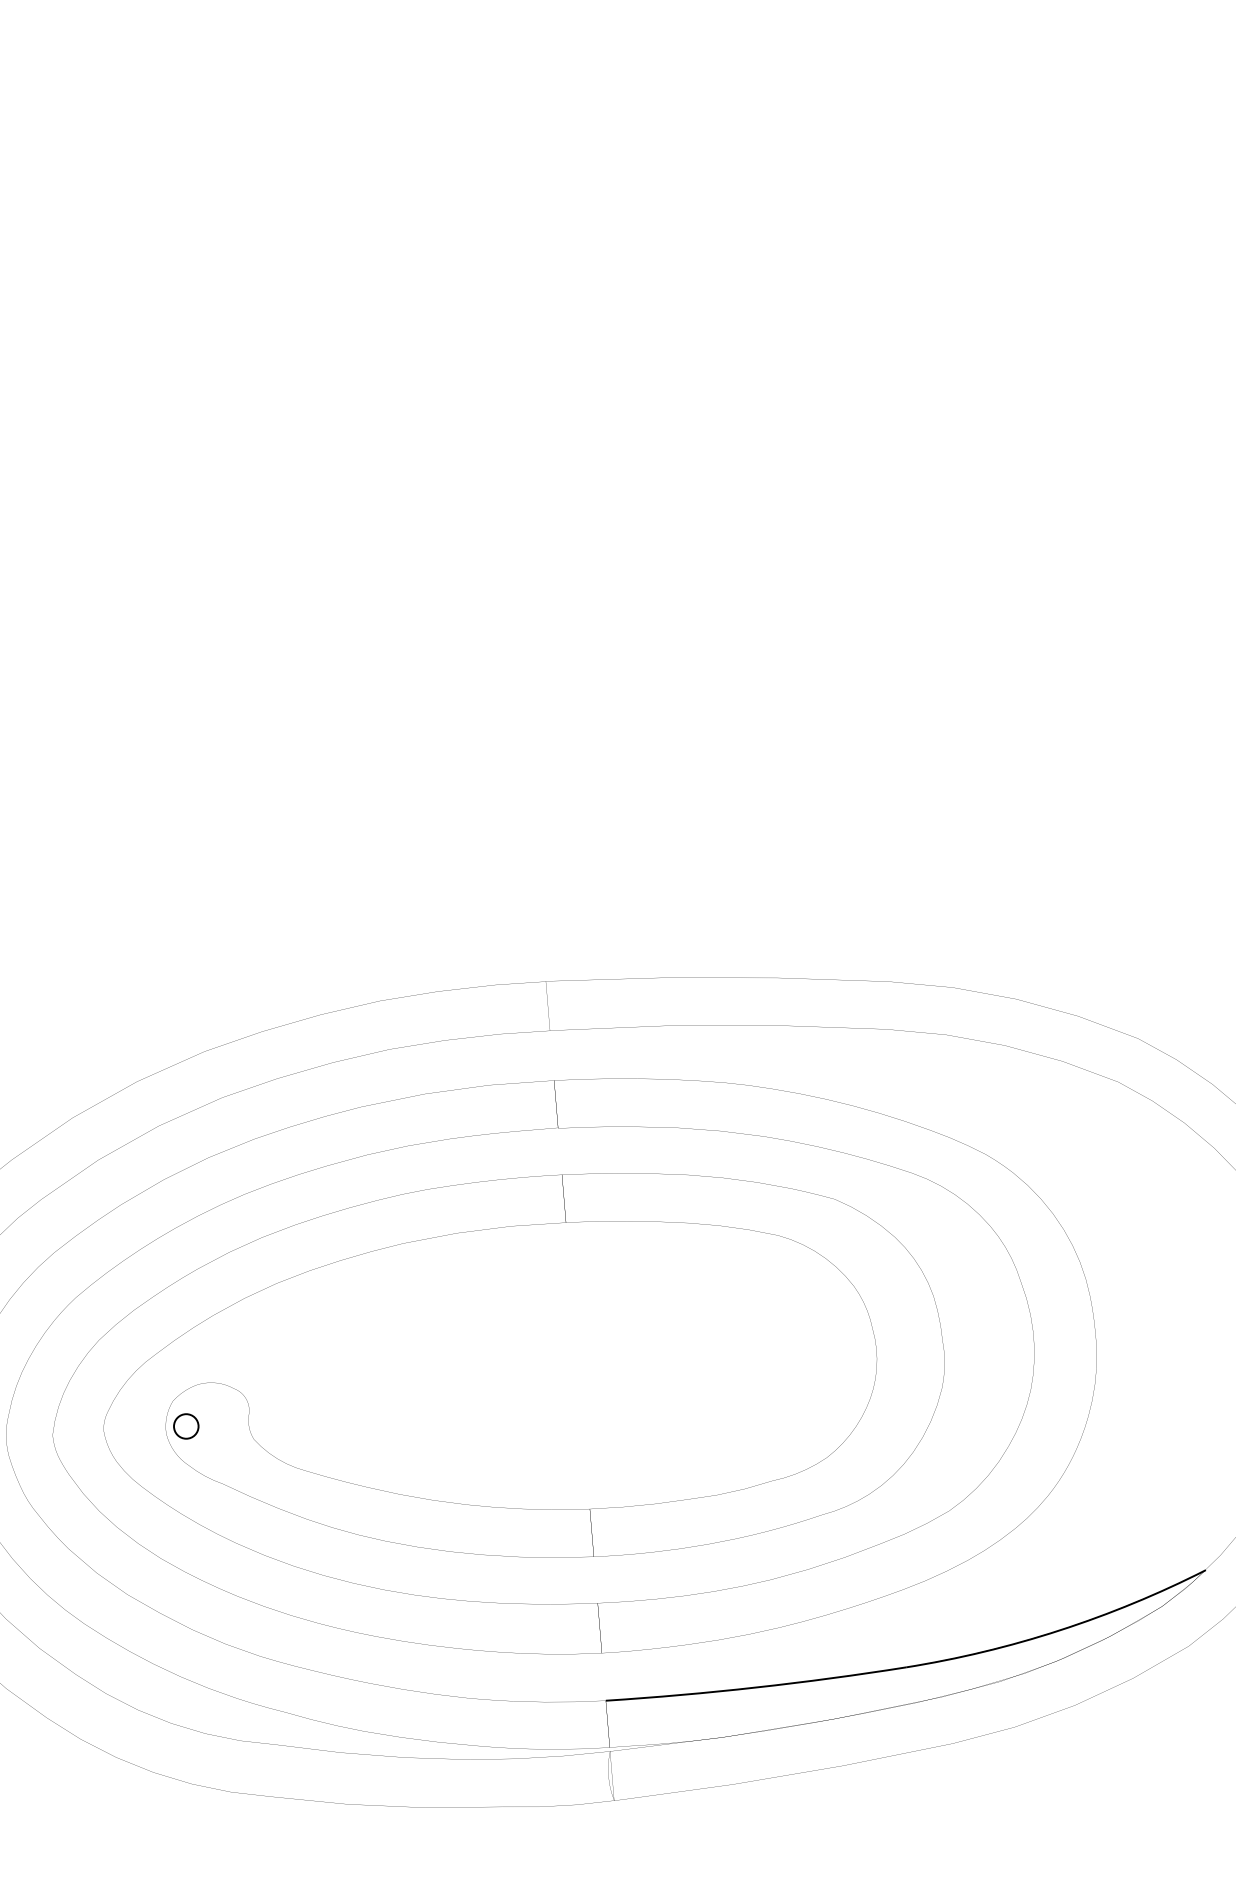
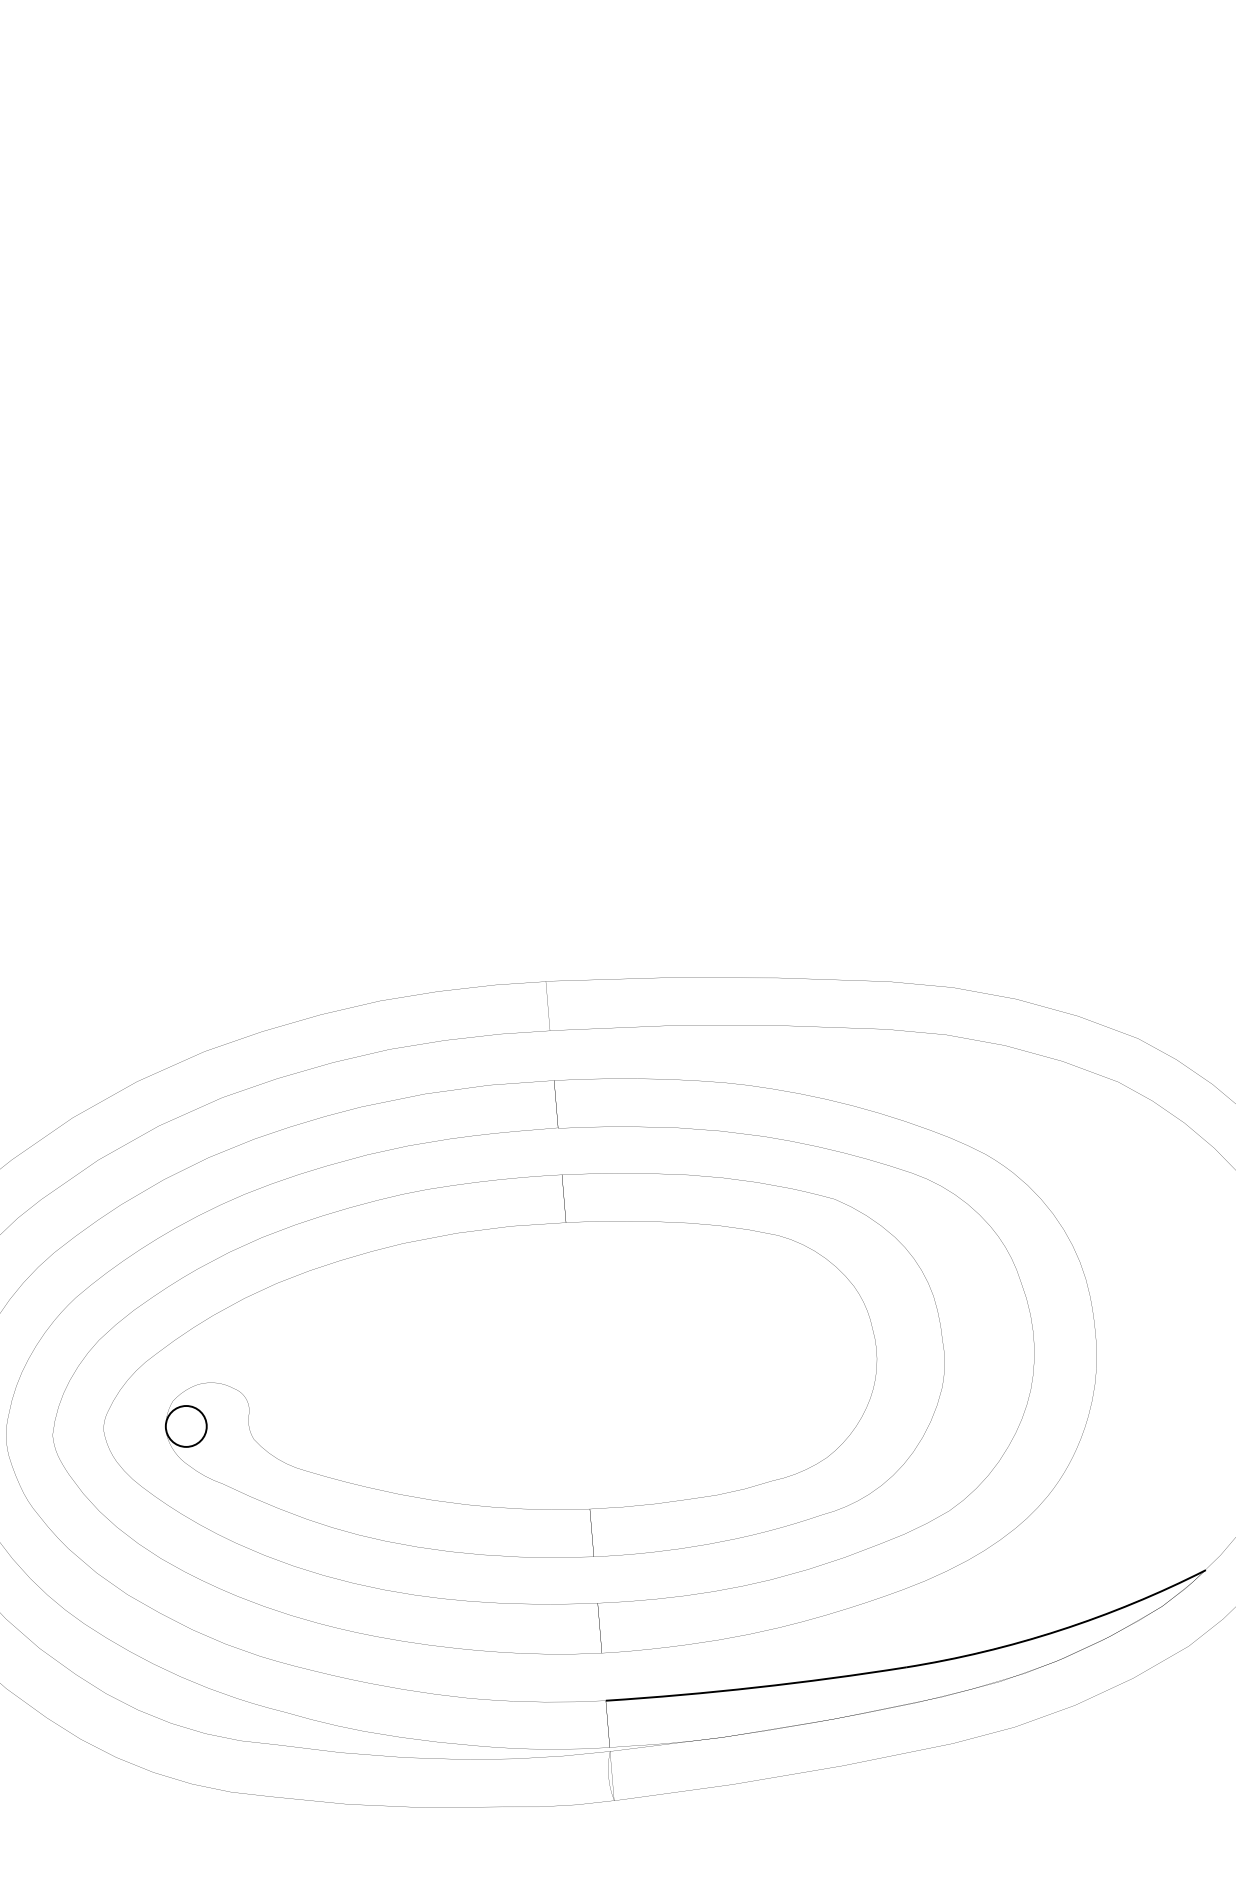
circle diameter: 25 px -> 41 px (185, 1426)
